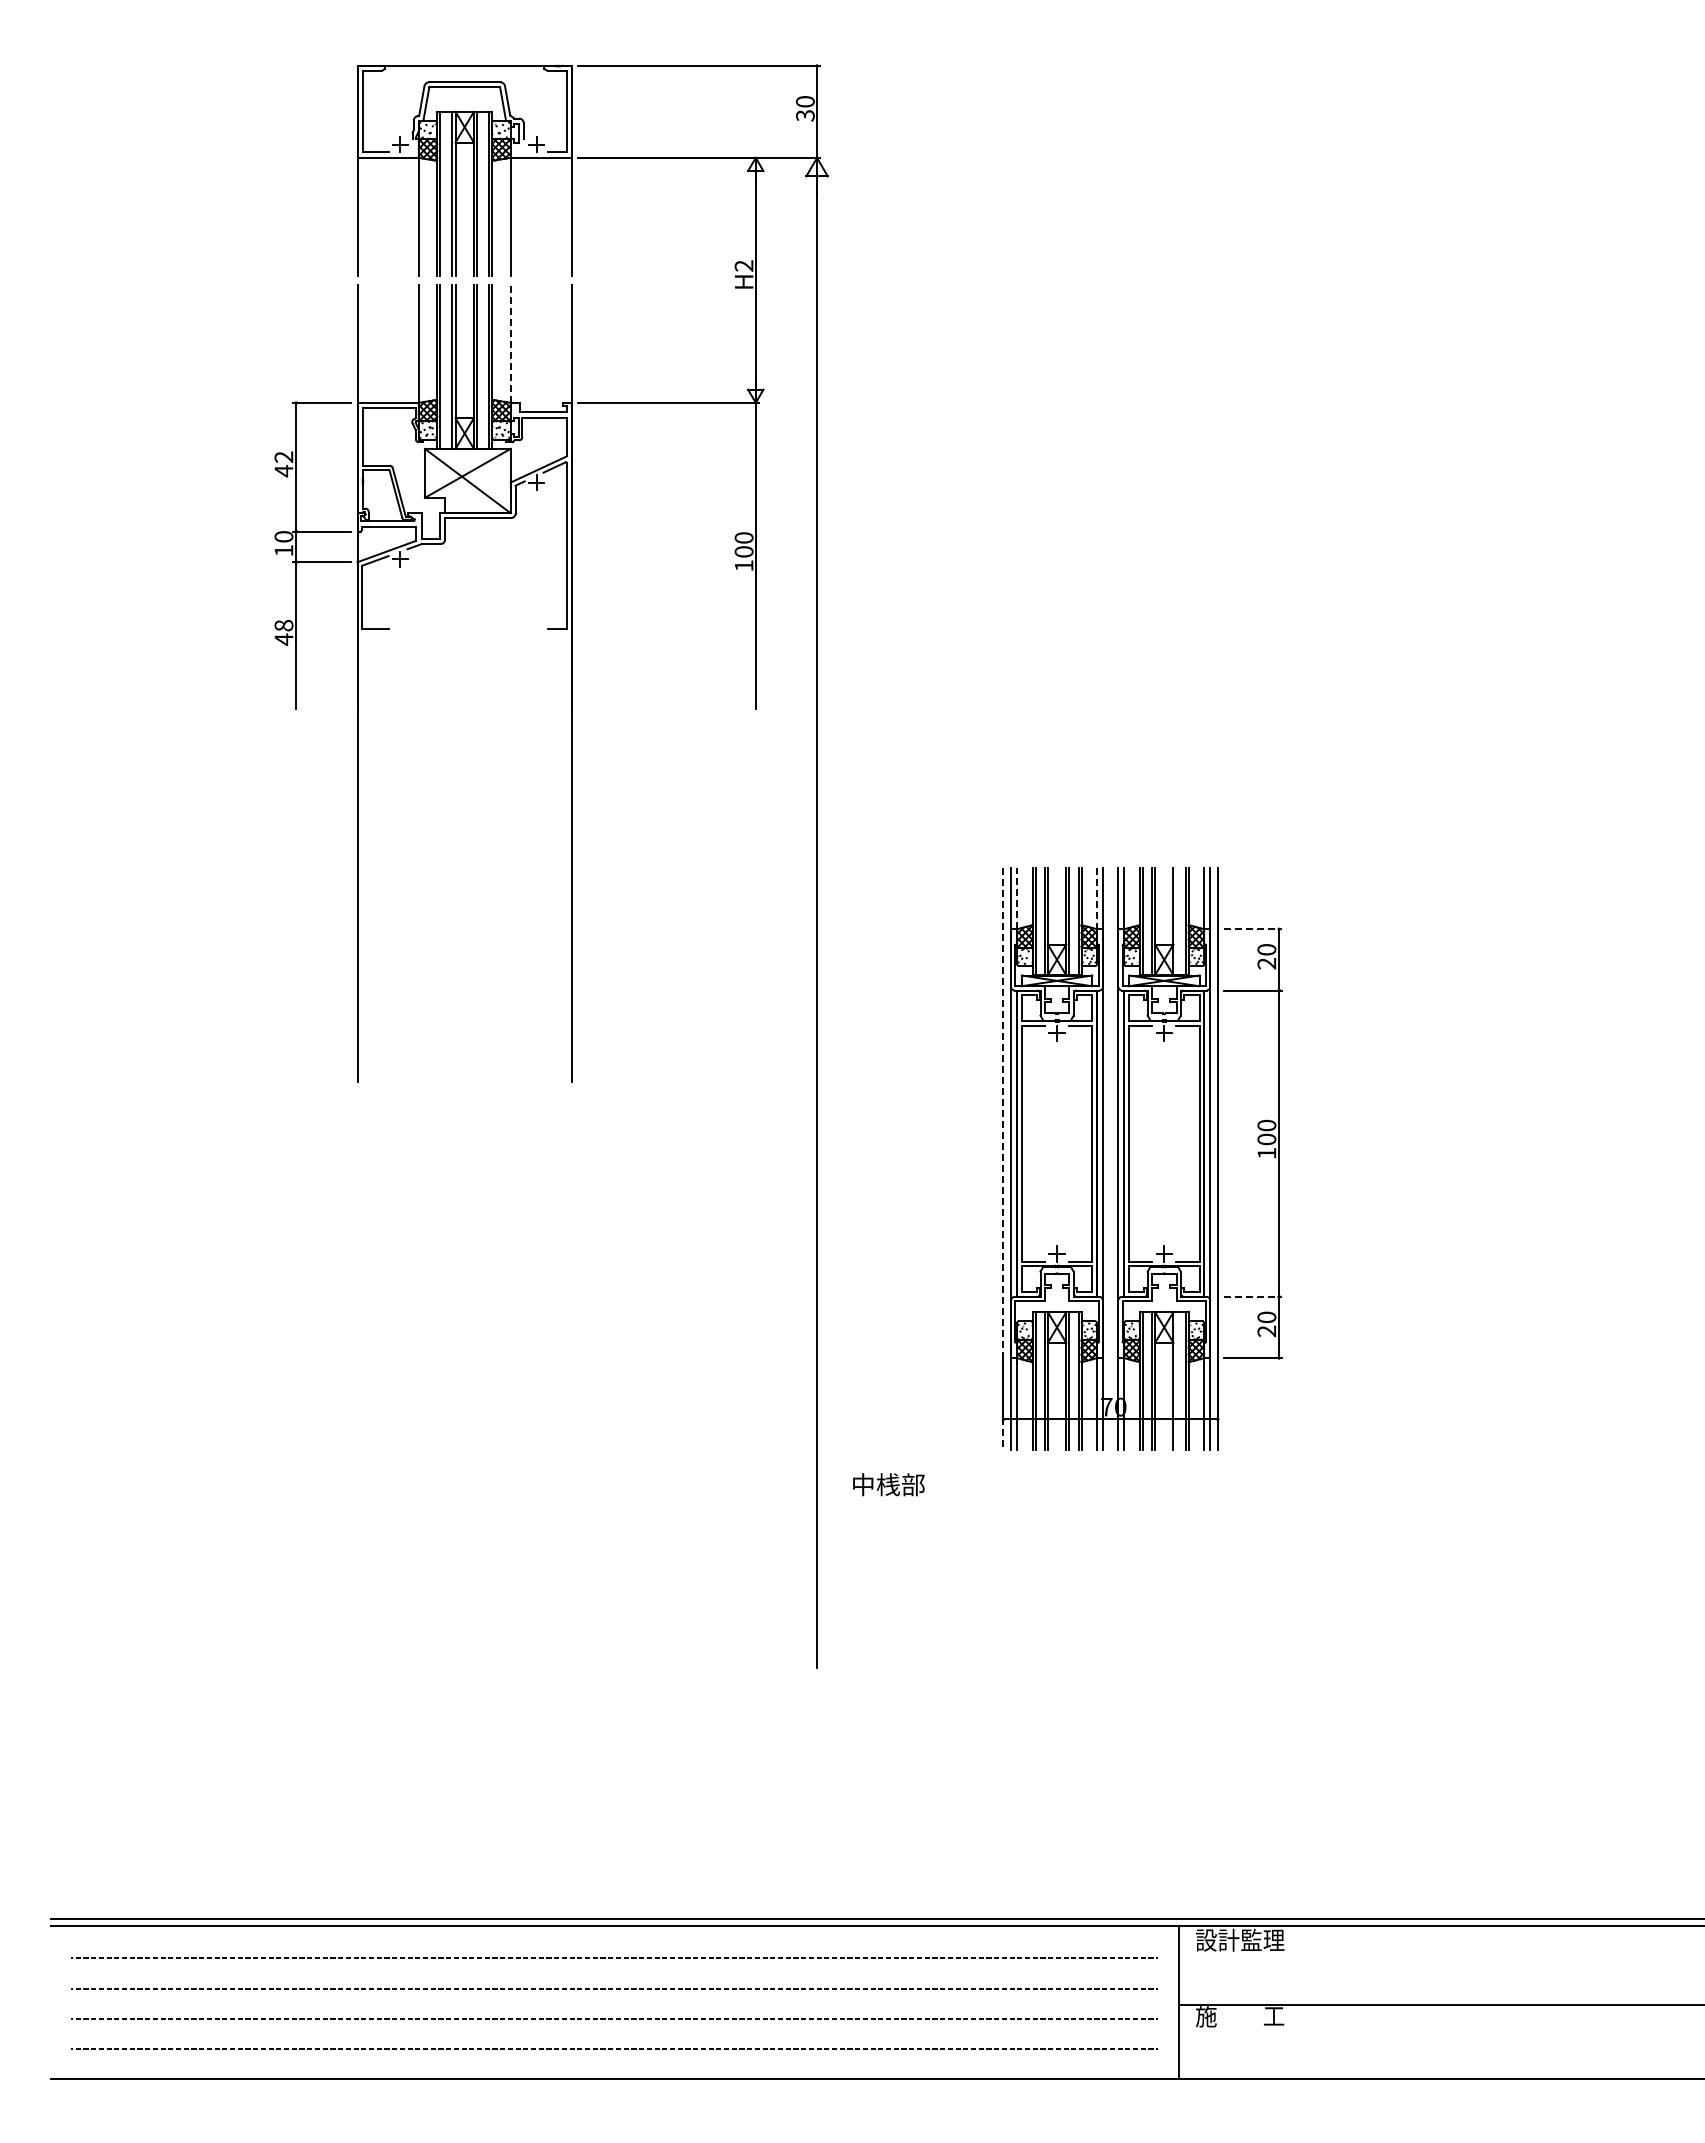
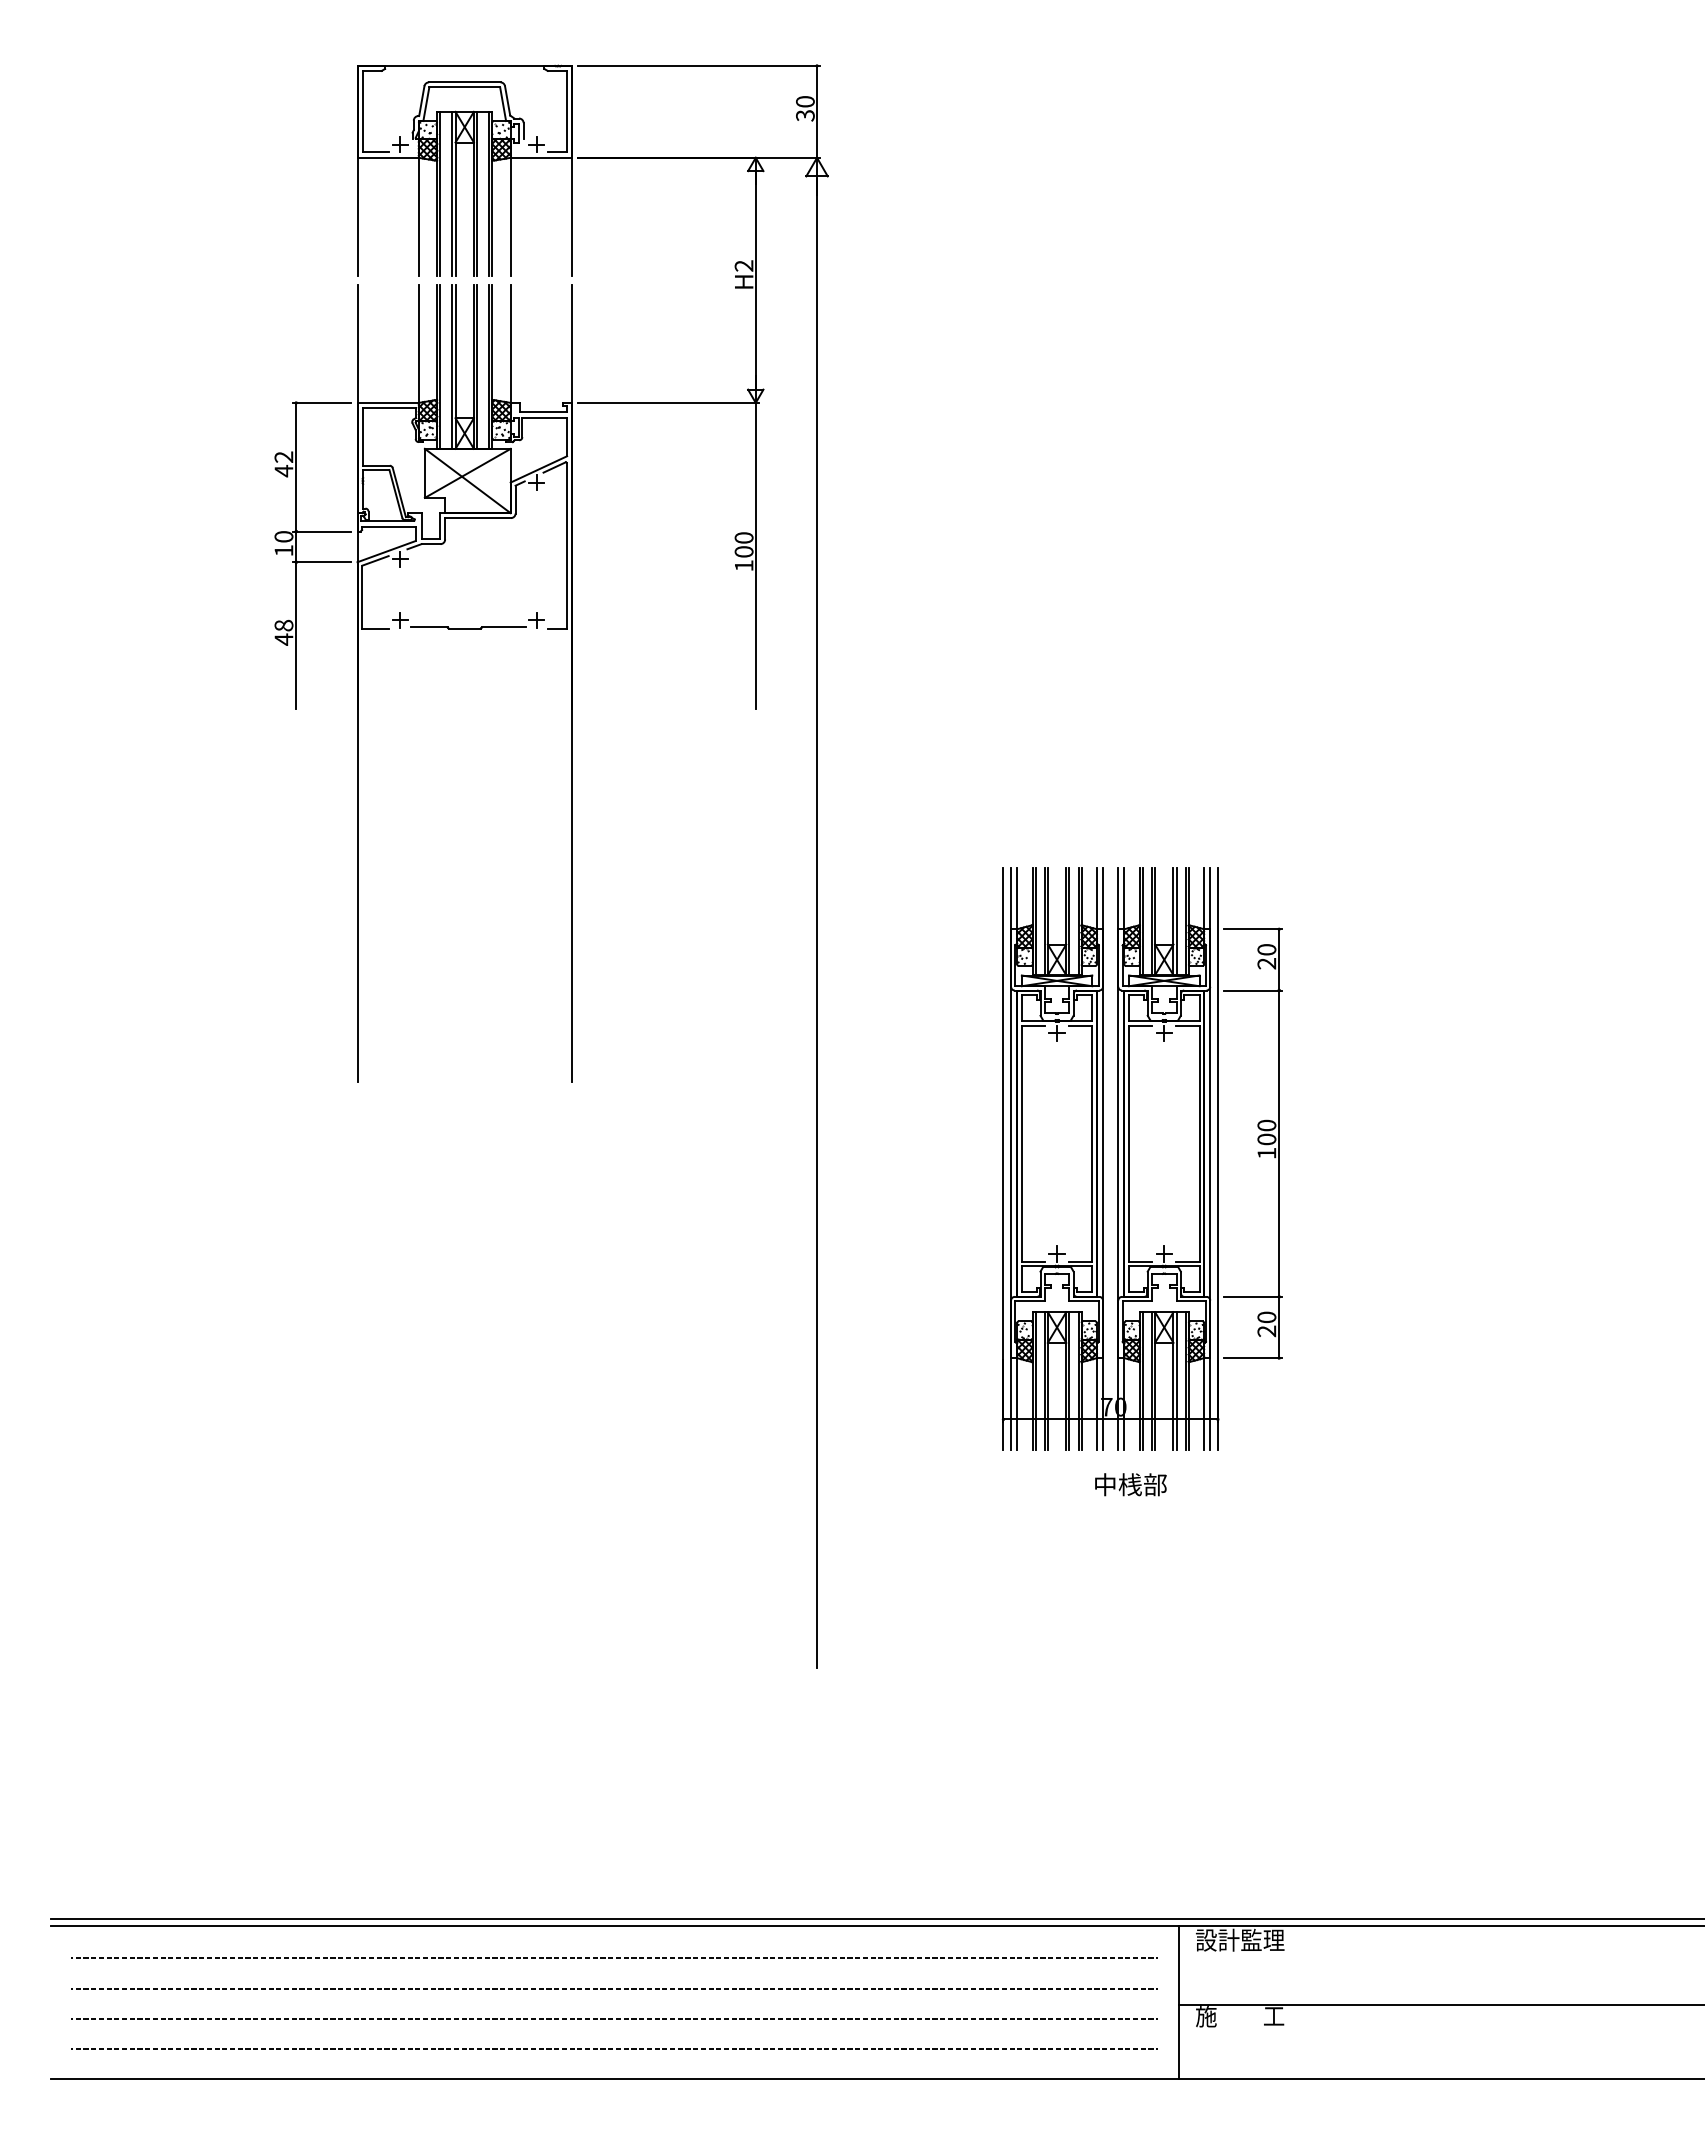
line: dashed -> solid (510, 343)
part: none -> present (468, 628)
line: dashed -> solid (1017, 898)
line: dashed -> solid (1096, 898)
line: none -> present (1176, 921)
line: dashed -> solid (1253, 929)
line: dashed -> solid (1003, 1159)
line: dashed -> solid (1253, 1296)
line: none -> present (1176, 1381)
text position: (888, 1484) -> (1130, 1484) (1130, 1484)
